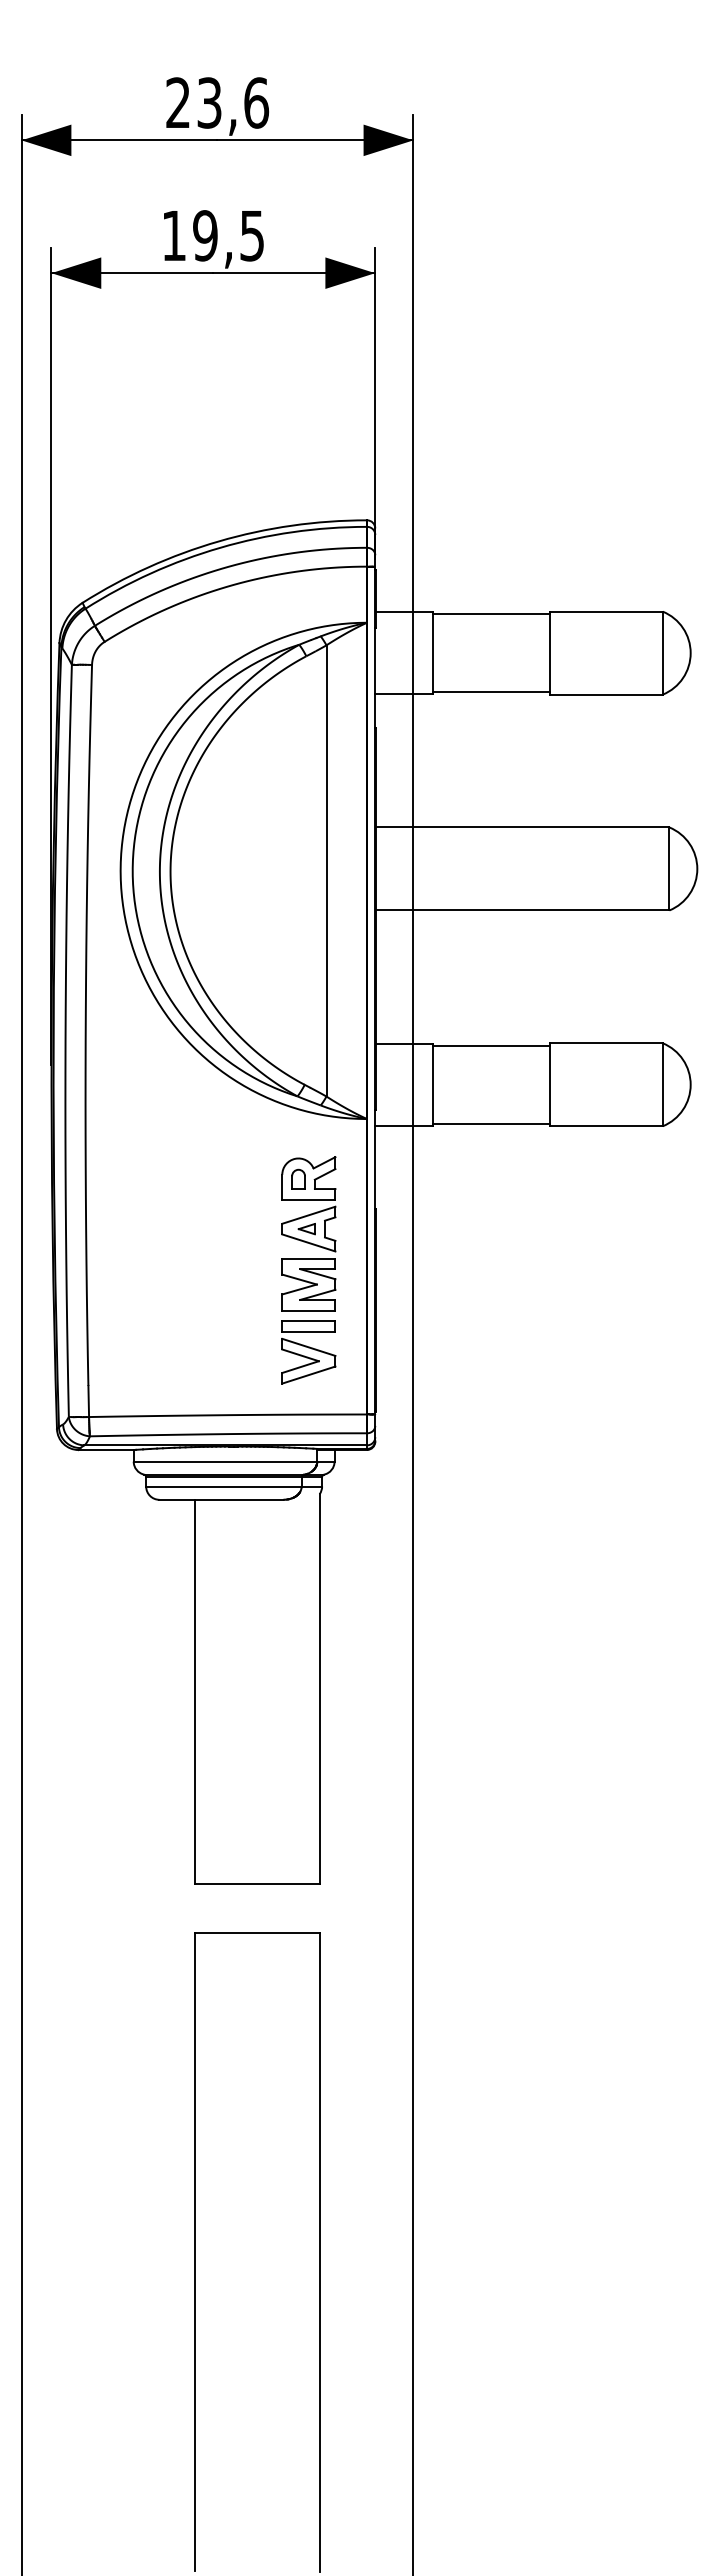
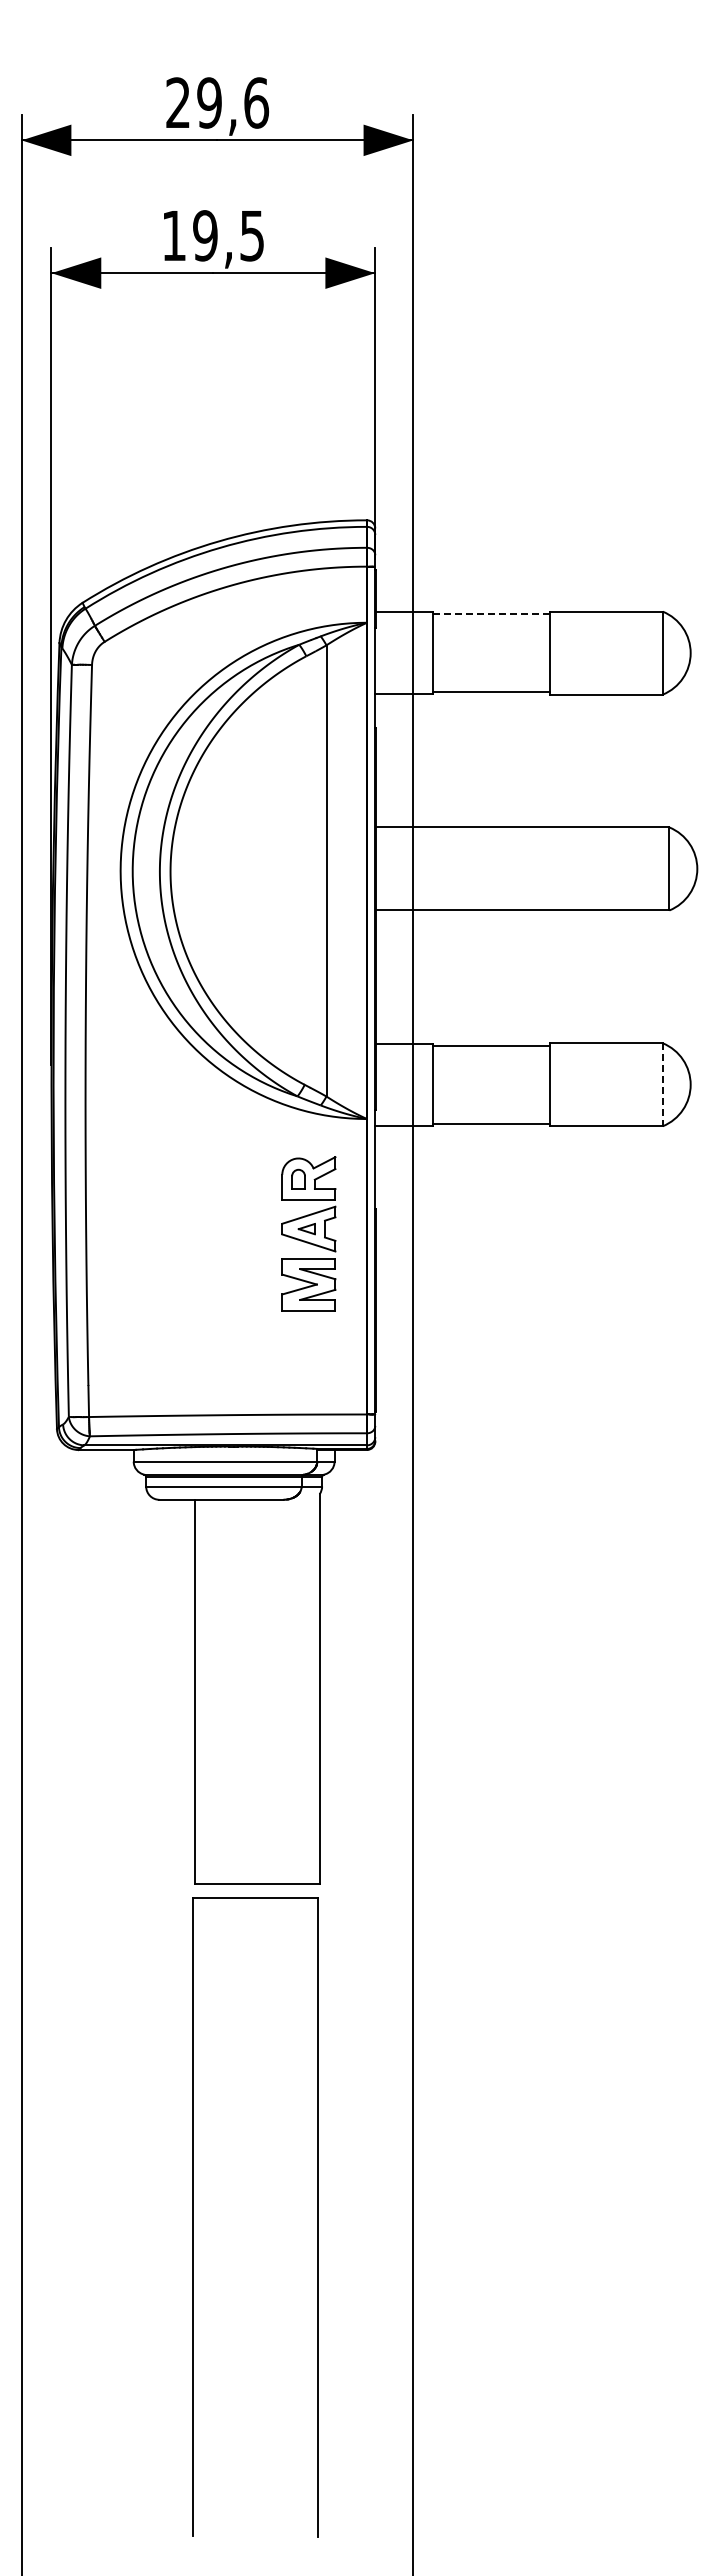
text: 23,6 -> 29,6 (209, 102)
line: solid -> dashed (491, 614)
line: solid -> dashed (662, 1084)
part: present -> none (308, 1352)
part position: (195, 2252) -> (193, 2217) (193, 2217)
